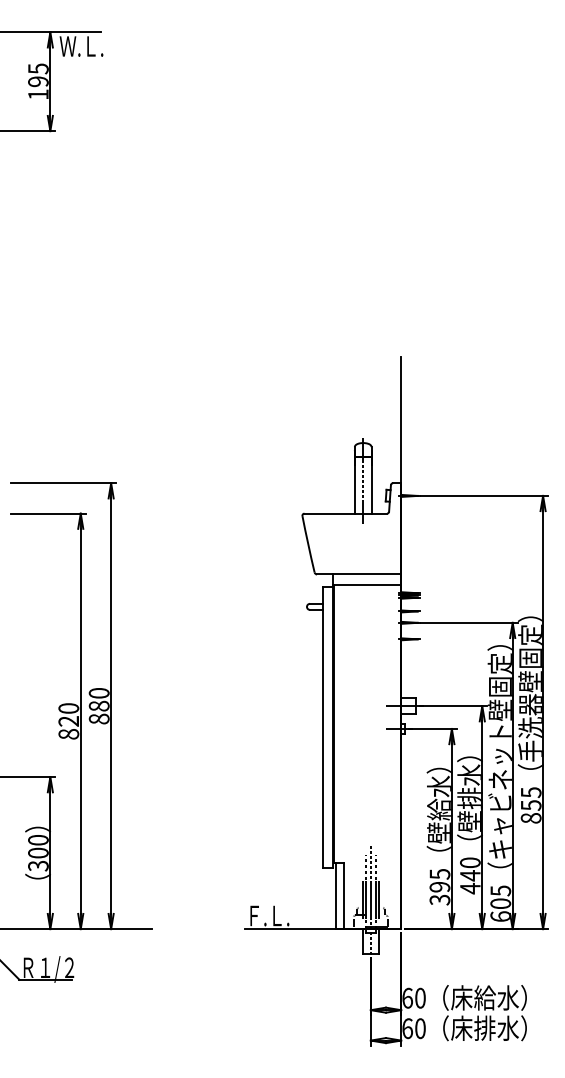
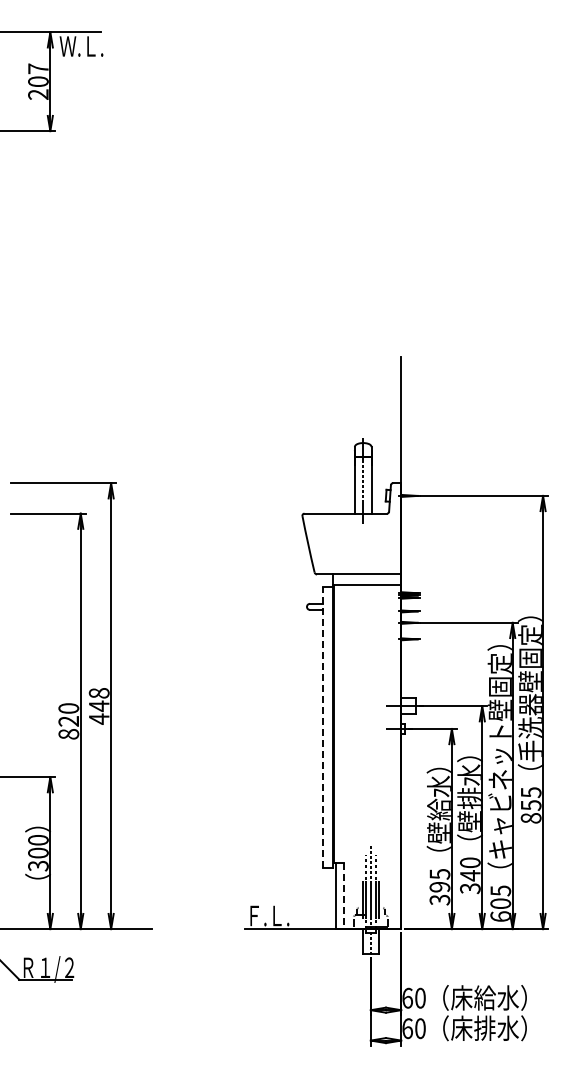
text: 195 -> 207 (38, 81)
text: 880 -> 448 (98, 706)
line: solid -> dashed (323, 727)
text: 440 -> 340 (470, 888)
line: solid -> dashed (343, 896)
